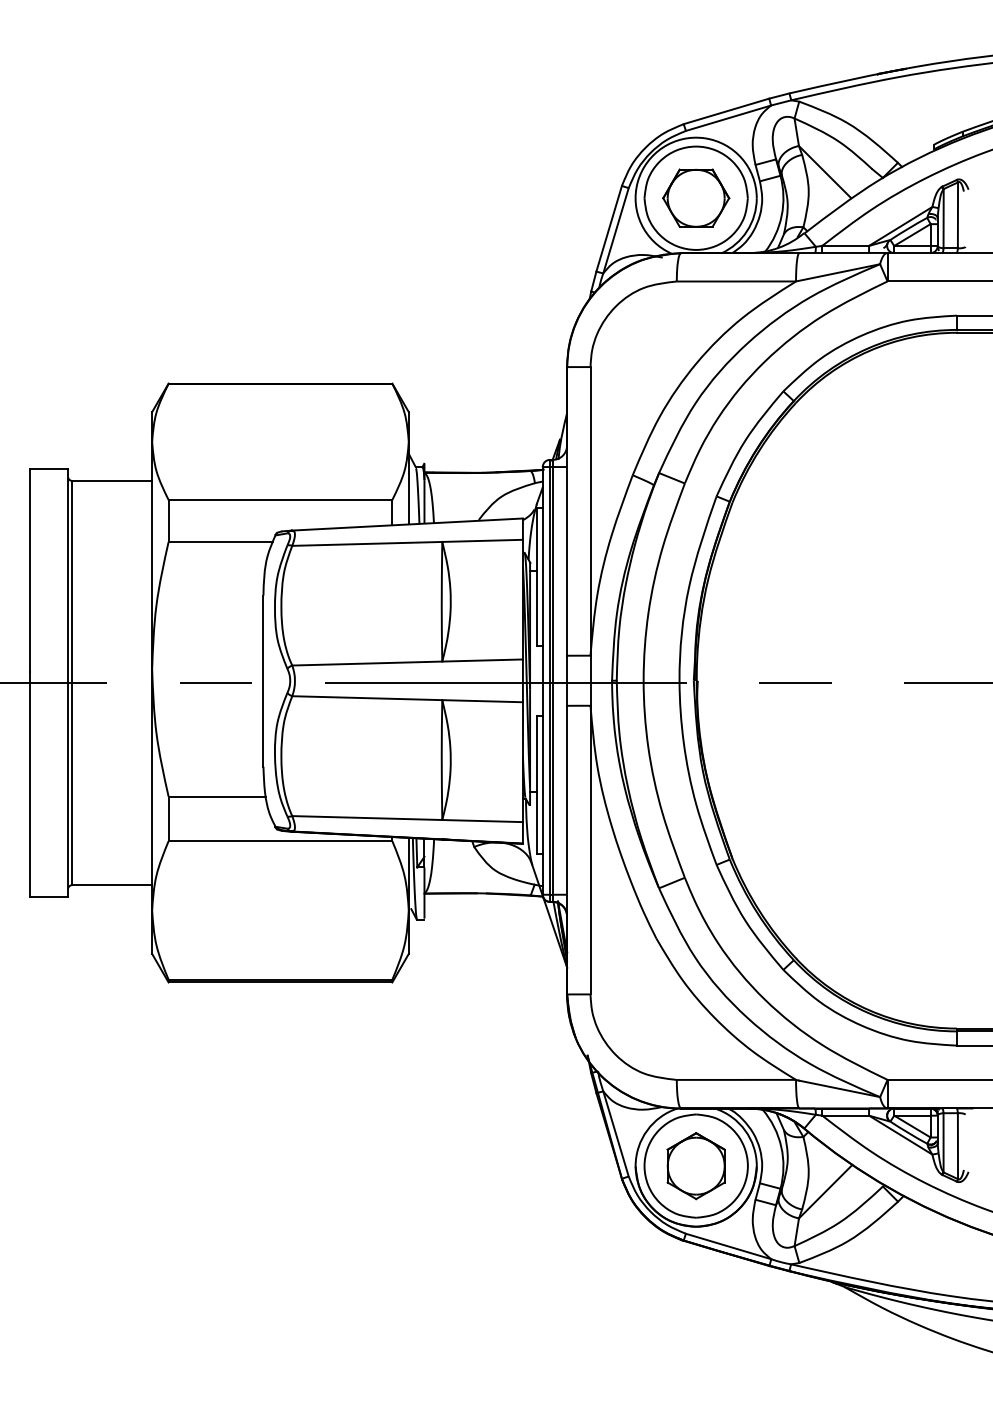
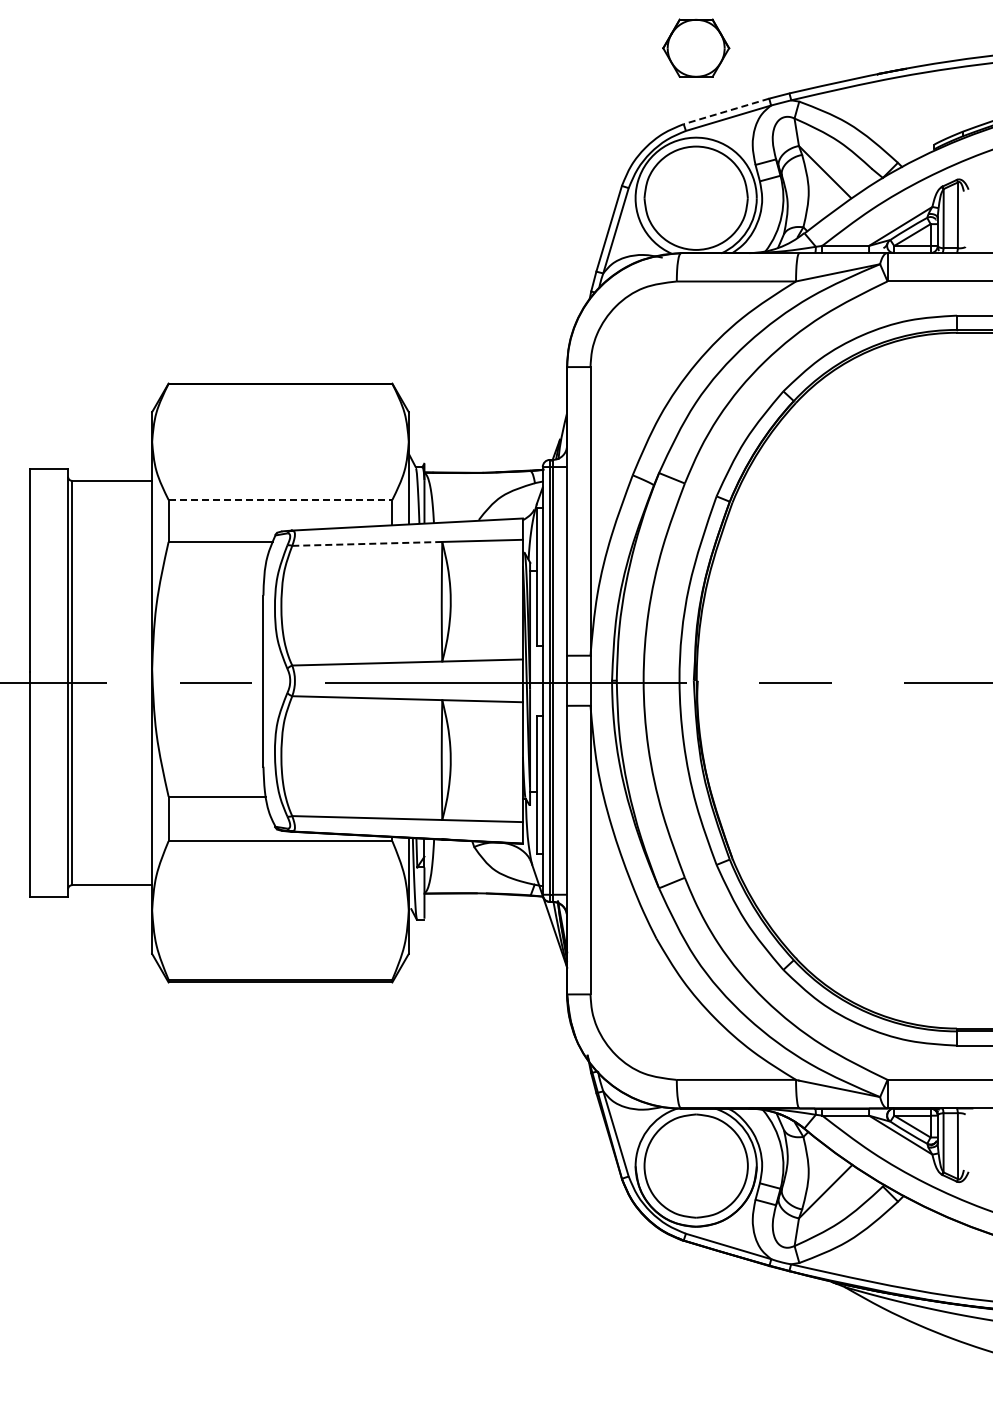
line: solid -> dashed (726, 111)
part position: (696, 197) -> (696, 47) (696, 47)
line: solid -> dashed (280, 499)
line: solid -> dashed (367, 543)
part: present -> none (695, 1166)
